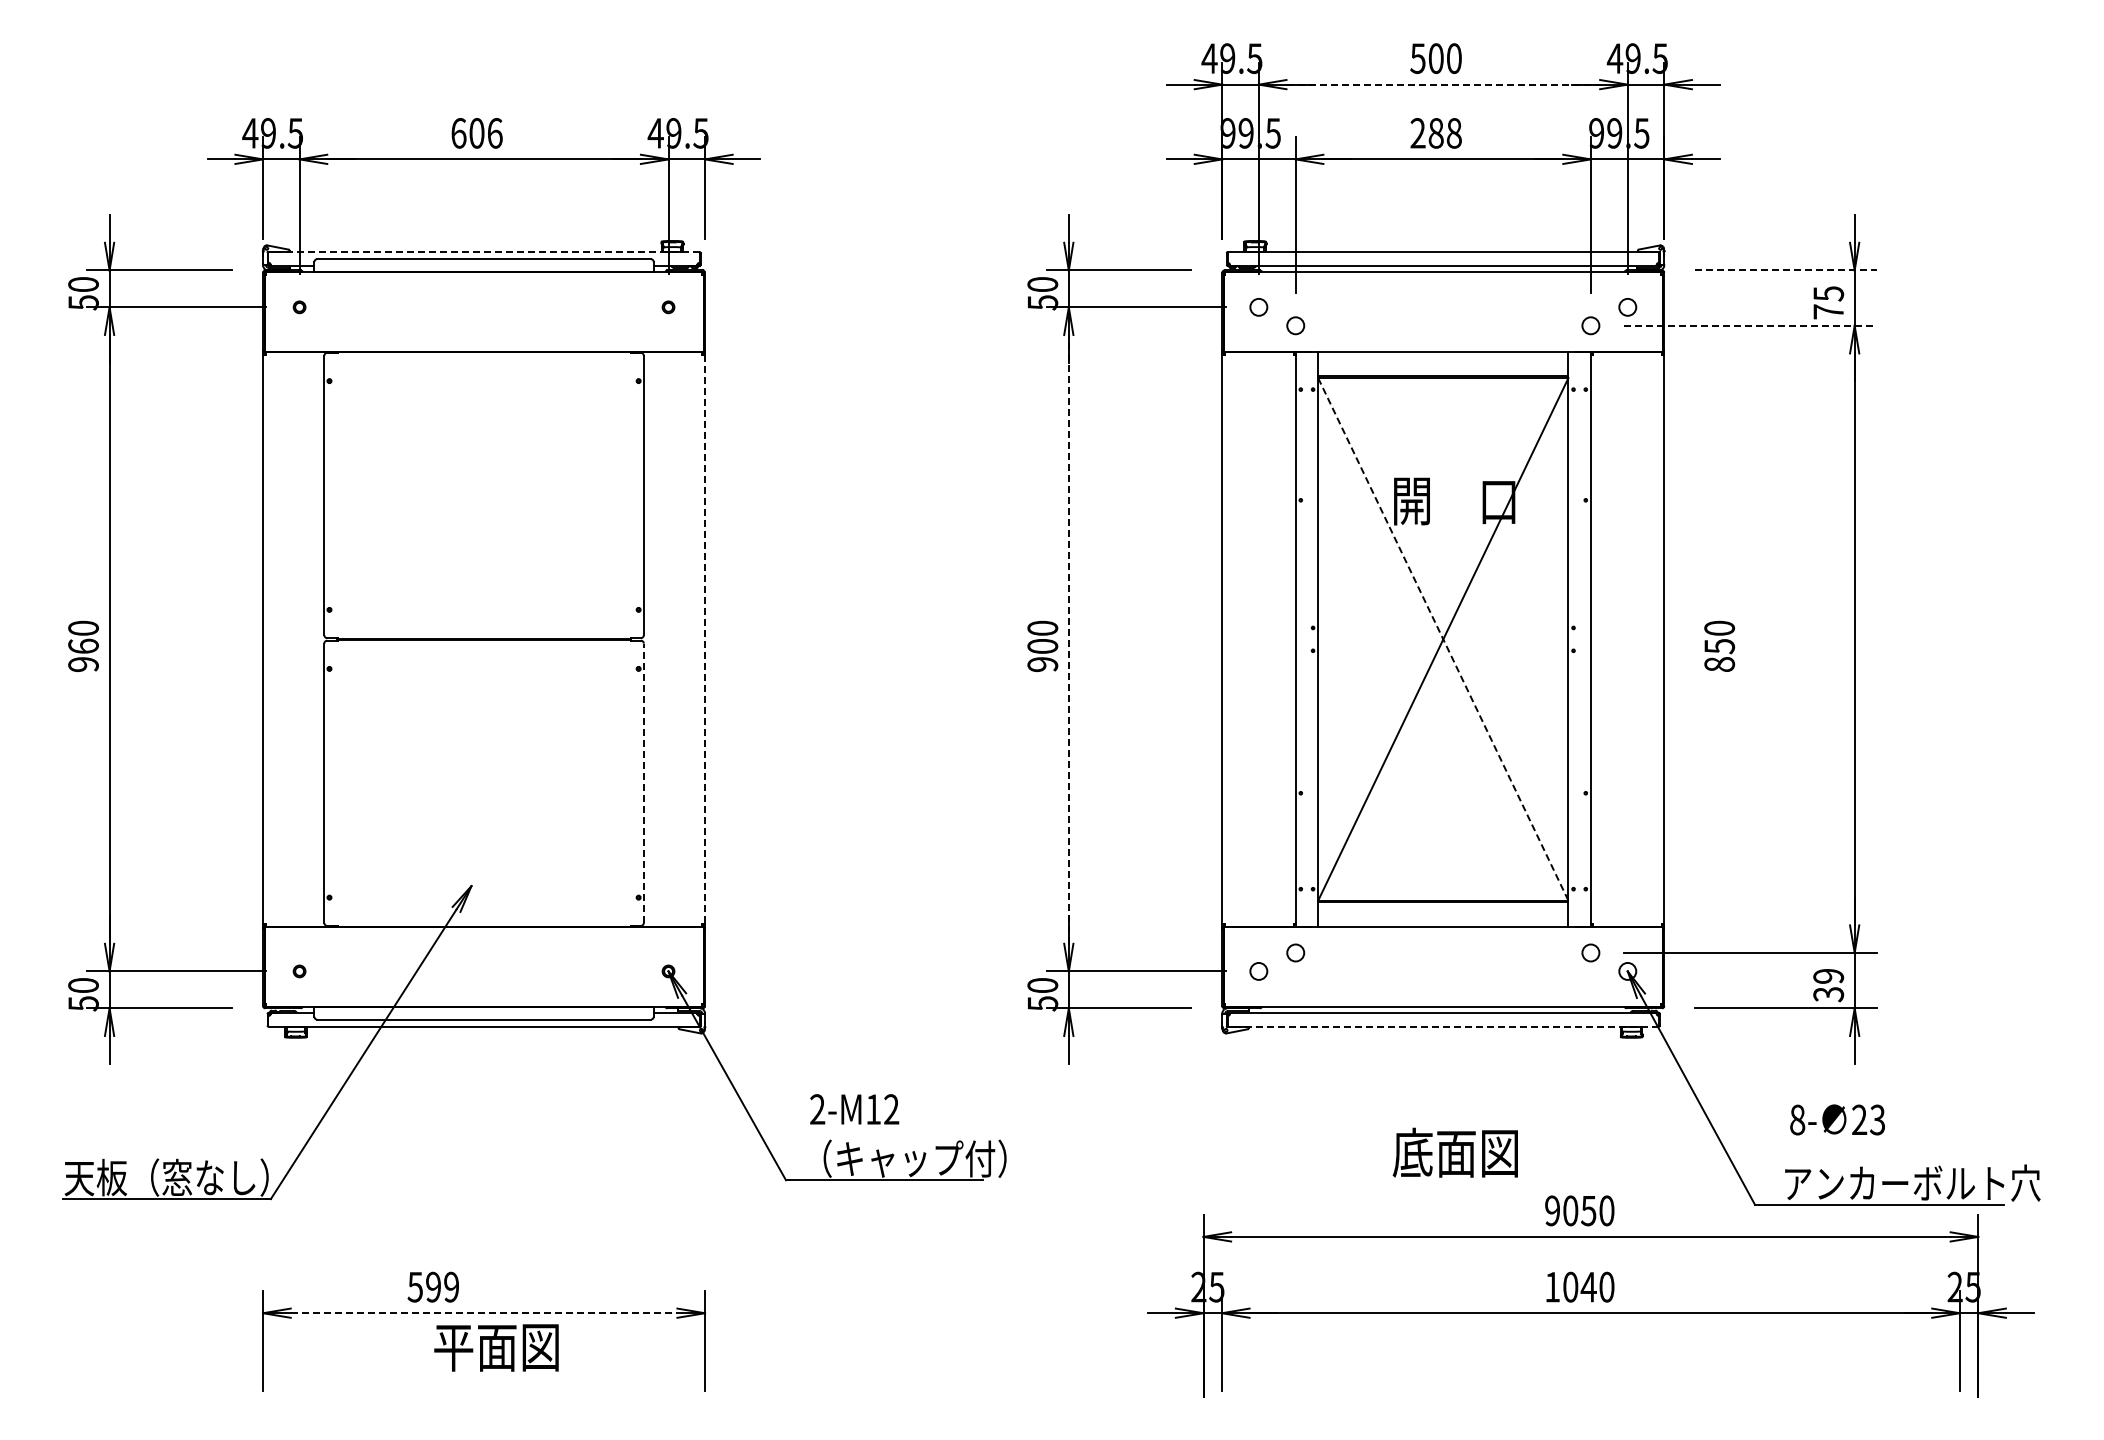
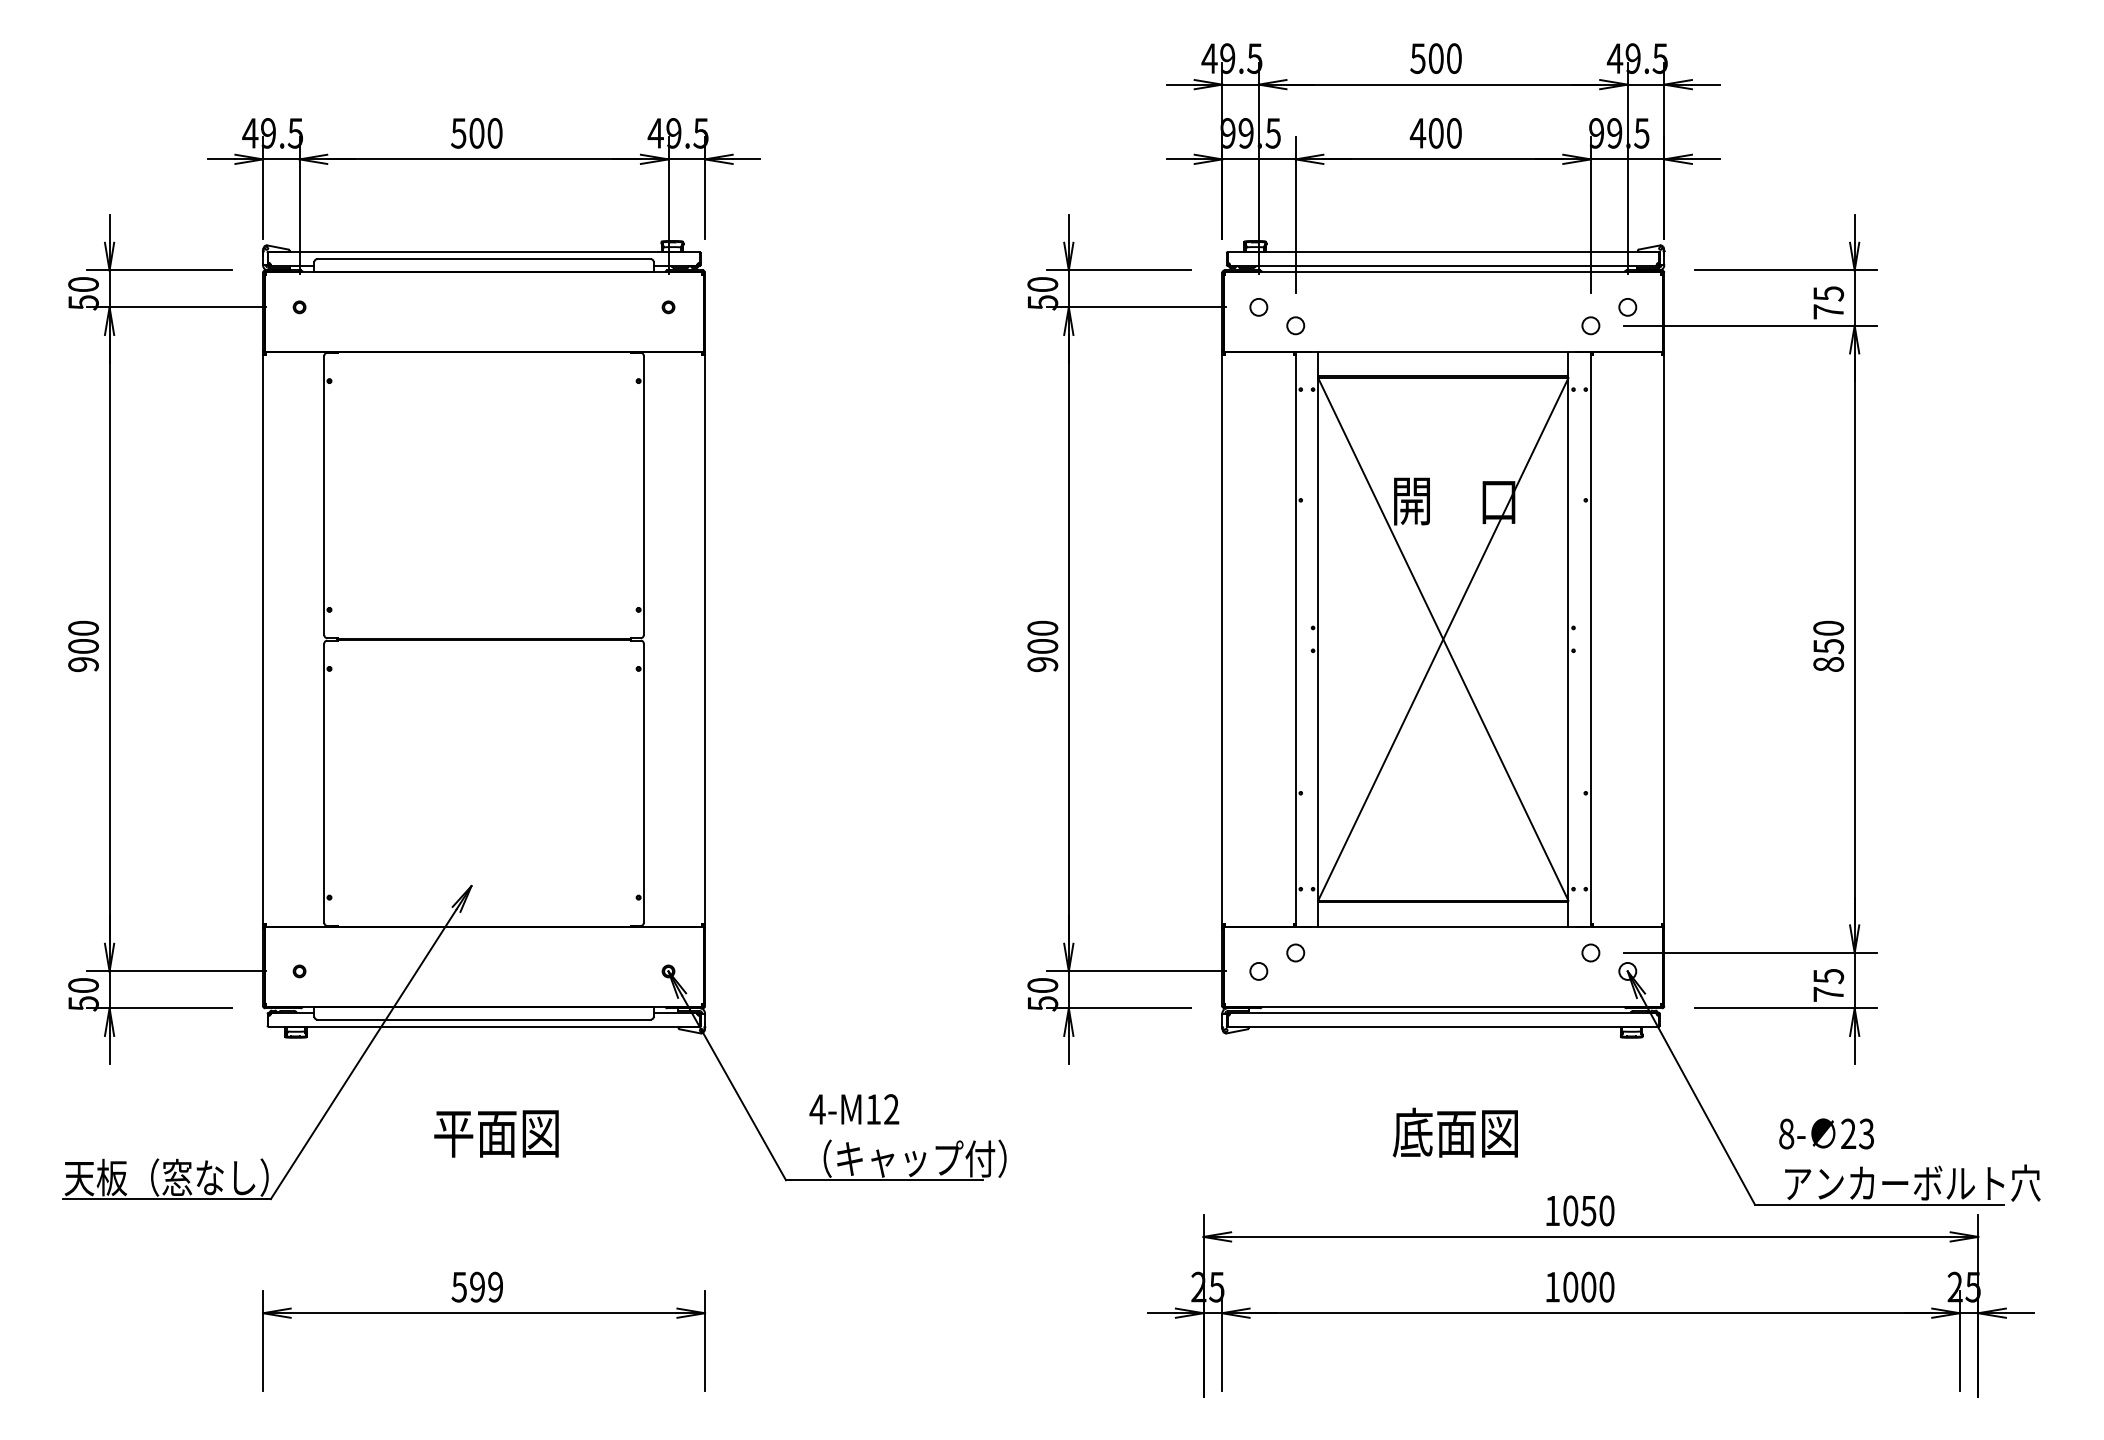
line: dashed -> solid (1443, 84)
text: 606 -> 500 (476, 133)
text: 288 -> 400 (1435, 133)
line: dashed -> solid (483, 252)
line: dashed -> solid (1786, 270)
line: dashed -> solid (1750, 325)
line: dashed -> solid (1068, 638)
line: dashed -> solid (705, 639)
line: dashed -> solid (1443, 639)
text: 960 -> 900 (83, 645)
text position: (1719, 645) -> (1828, 645) (1828, 645)
line: dashed -> solid (643, 783)
text: 39 -> 75 (1828, 985)
line: dashed -> solid (1442, 1026)
text: 2-M12 -> 4-M12 (817, 1109)
text position: (1837, 1119) -> (1826, 1133) (1826, 1133)
text position: (1454, 1152) -> (1454, 1132) (1454, 1132)
text: 9050 -> 1050 (1552, 1210)
text position: (432, 1286) -> (476, 1286) (476, 1286)
text: 1040 -> 1000 (1588, 1286)
line: dashed -> solid (484, 1313)
text position: (496, 1347) -> (496, 1133) (496, 1133)
